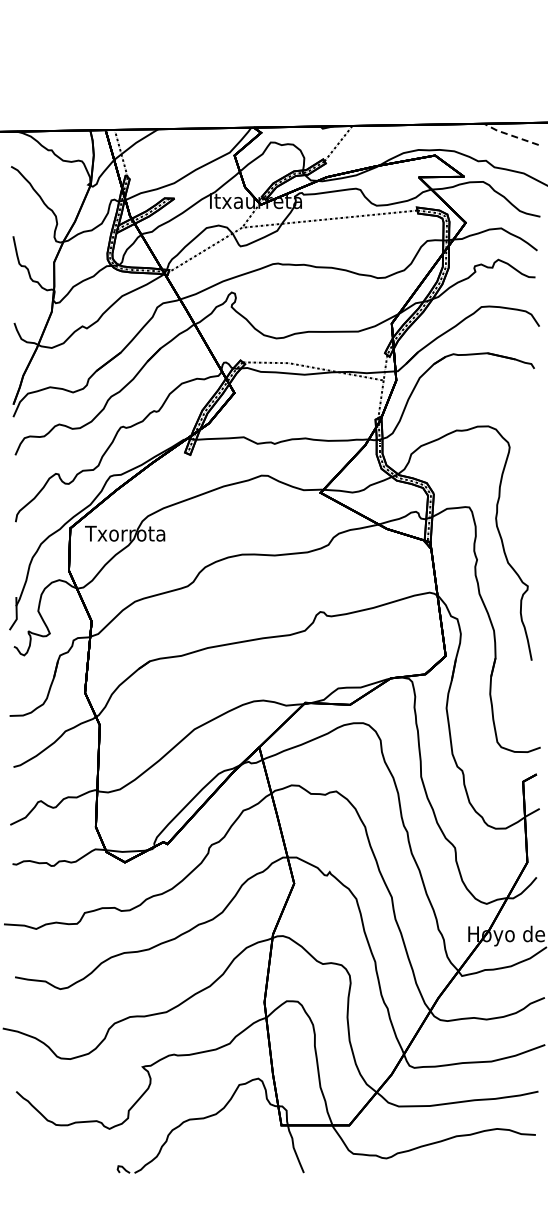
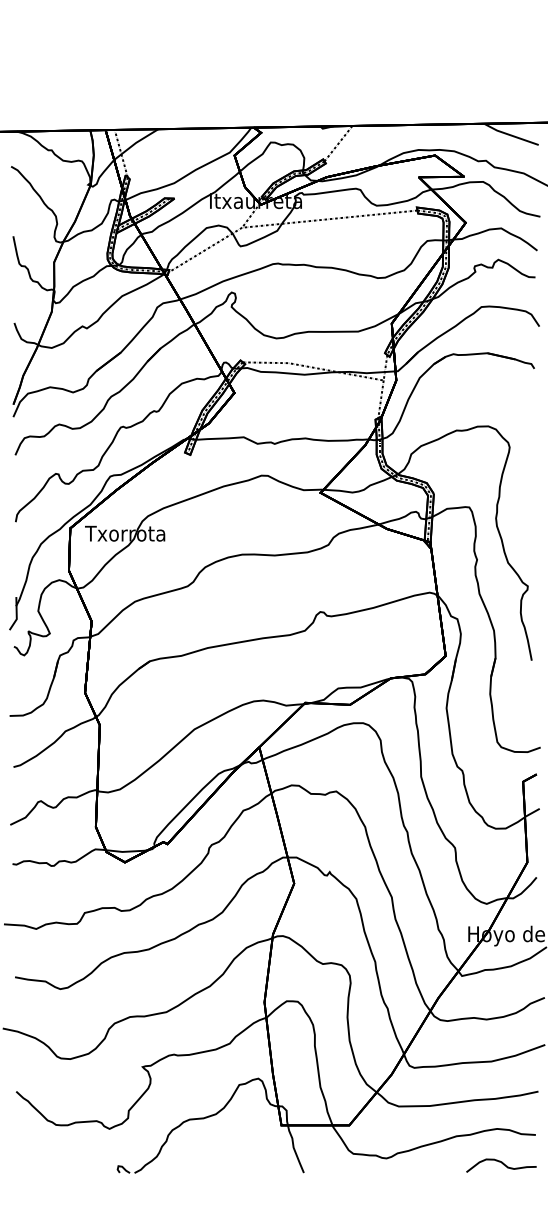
line: dashed -> solid (510, 135)
curve: none -> present (502, 1164)
